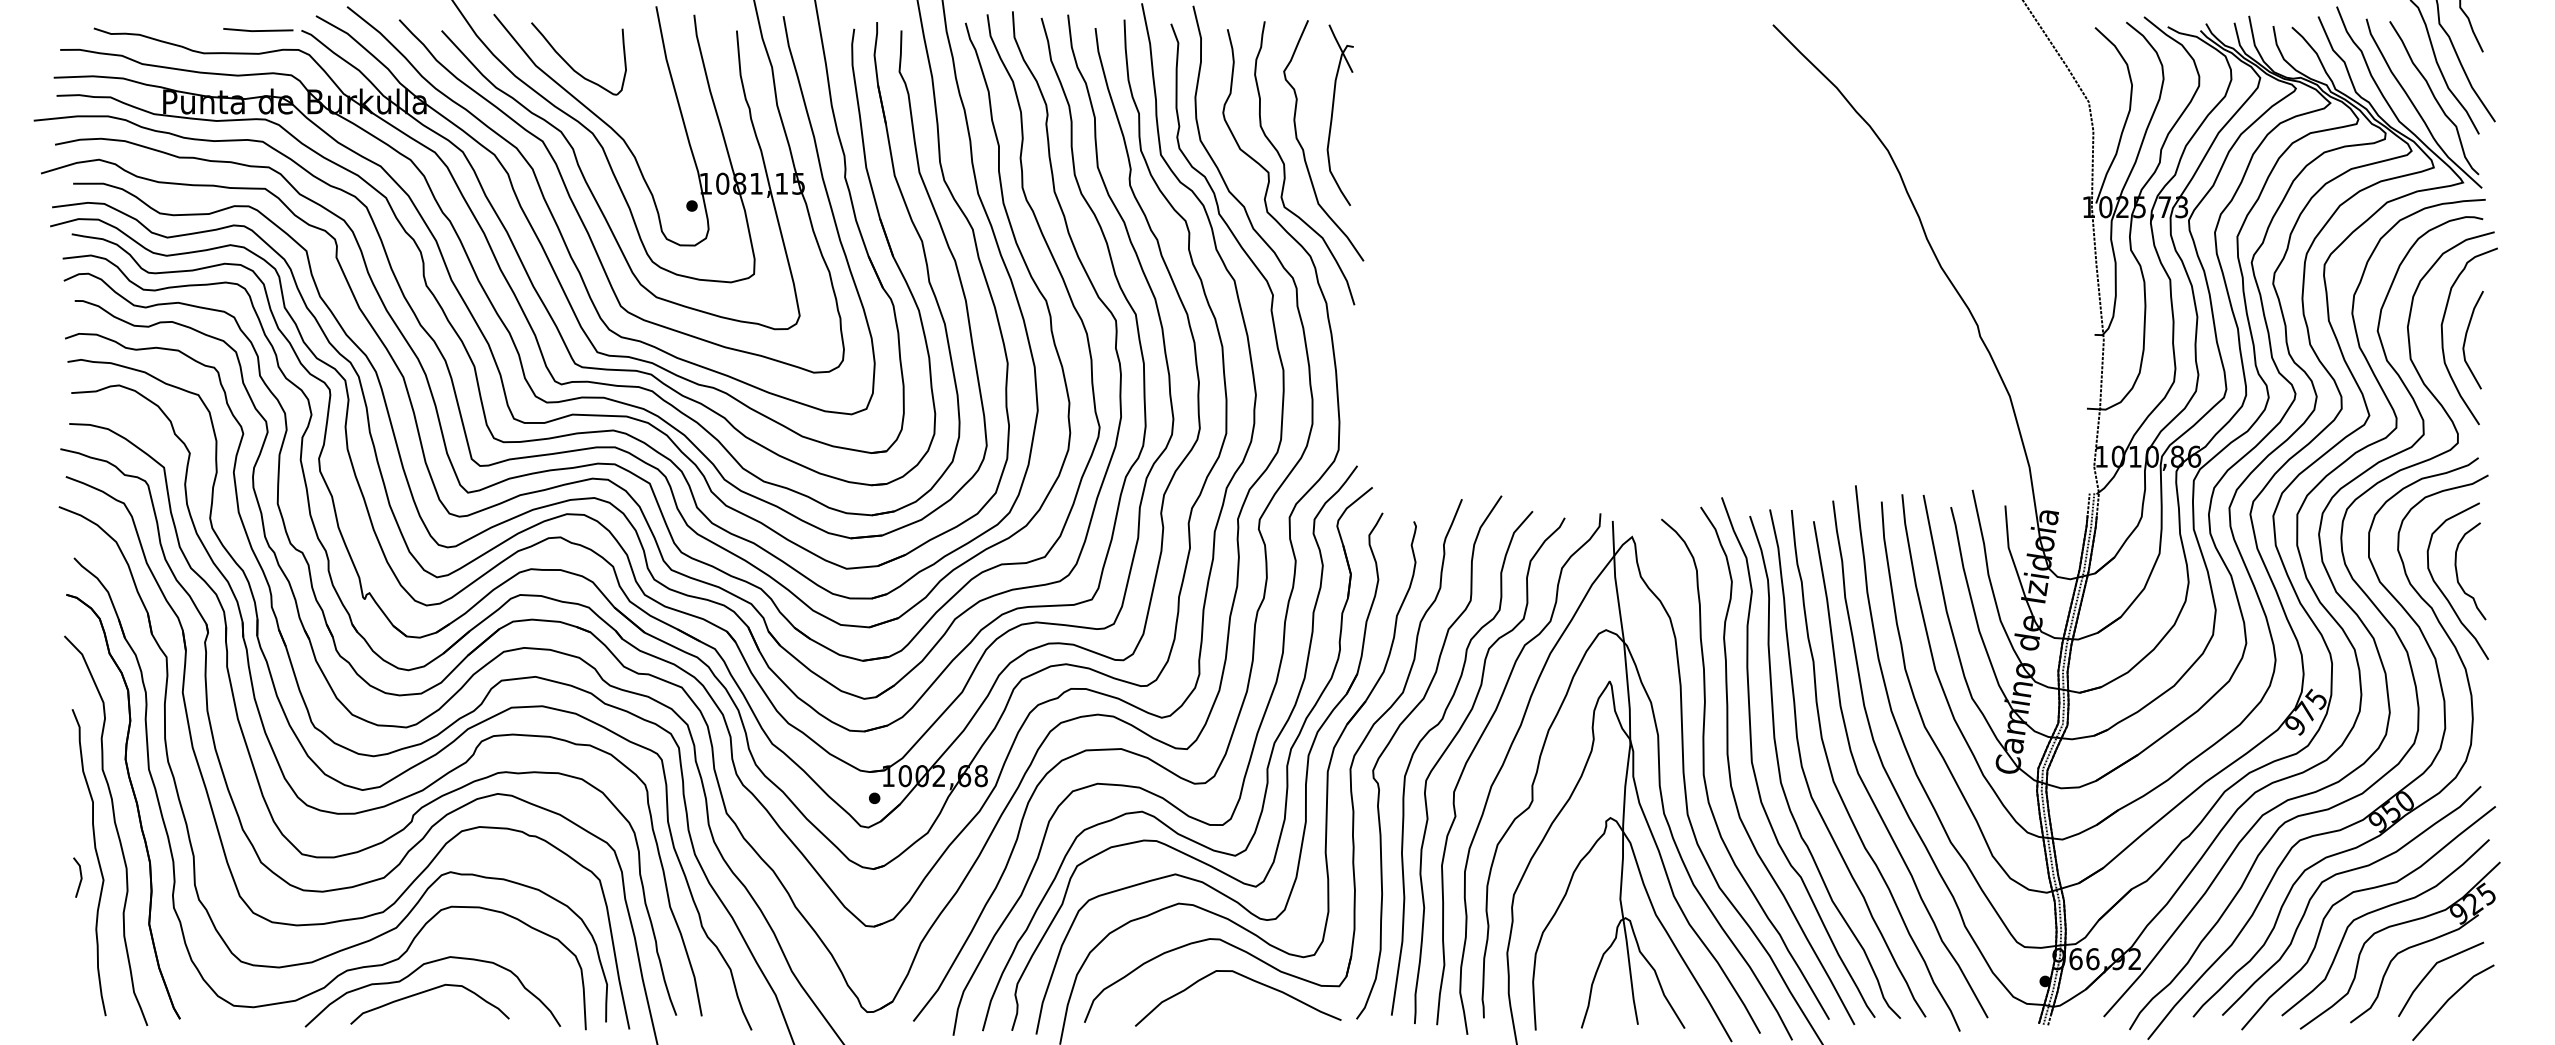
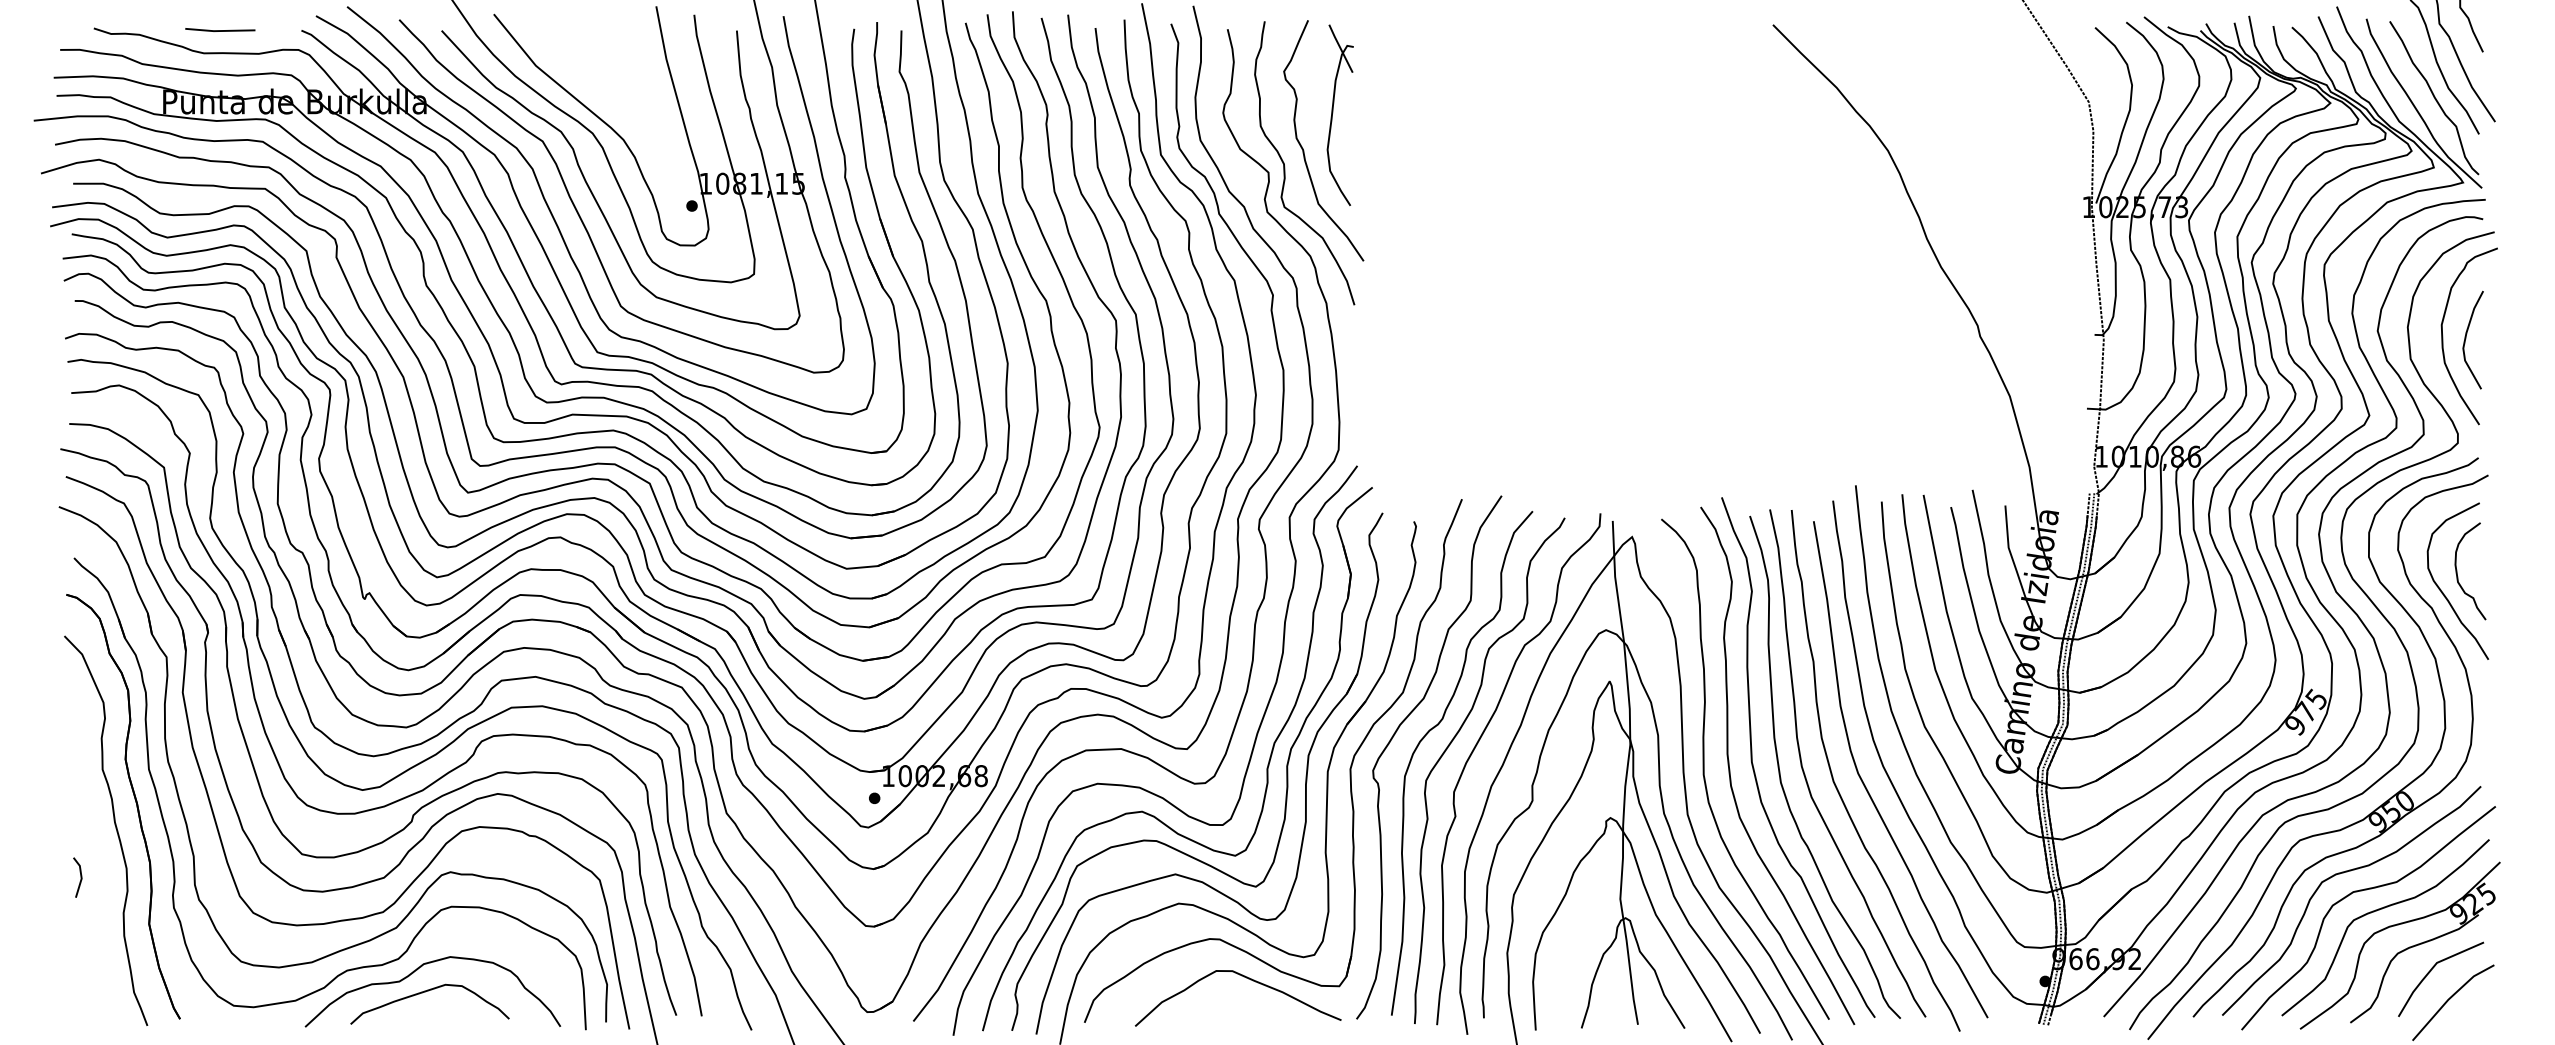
line position: (258, 30) -> (220, 30) (220, 30)
part: present -> none (570, 65)
part: present -> none (97, 861)
